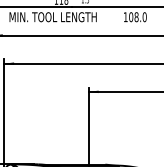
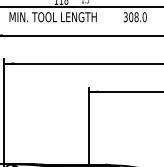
text: 108.0 -> 308.0 (125, 17)
